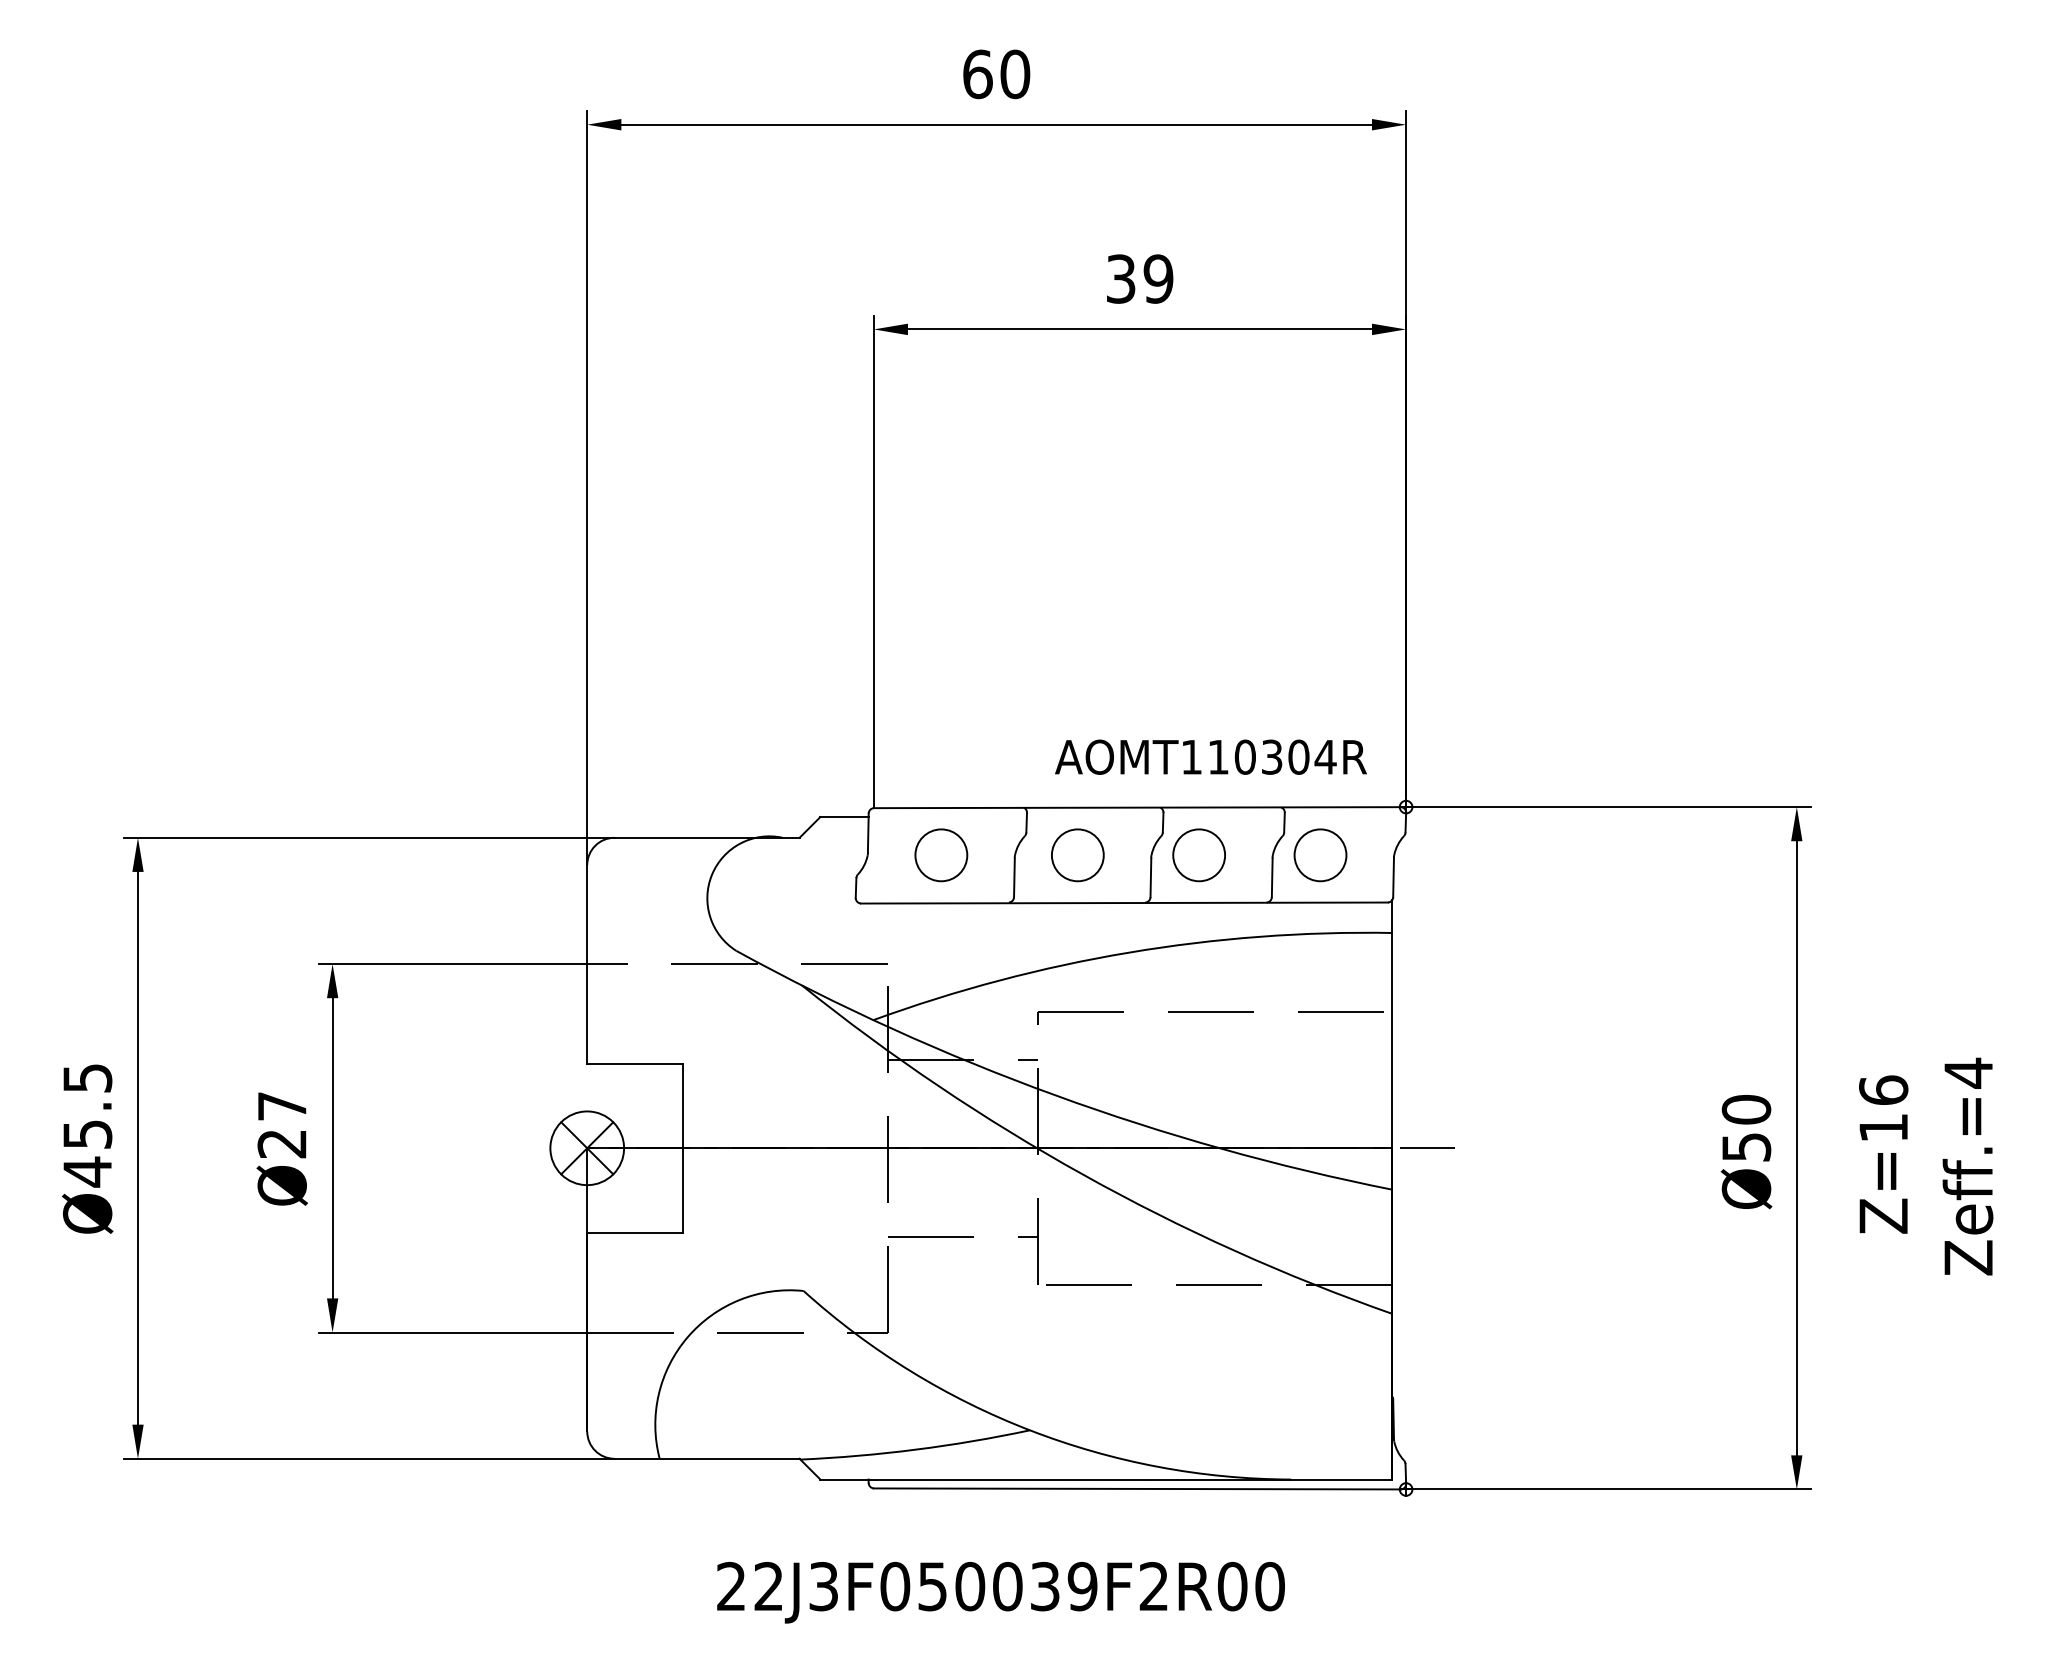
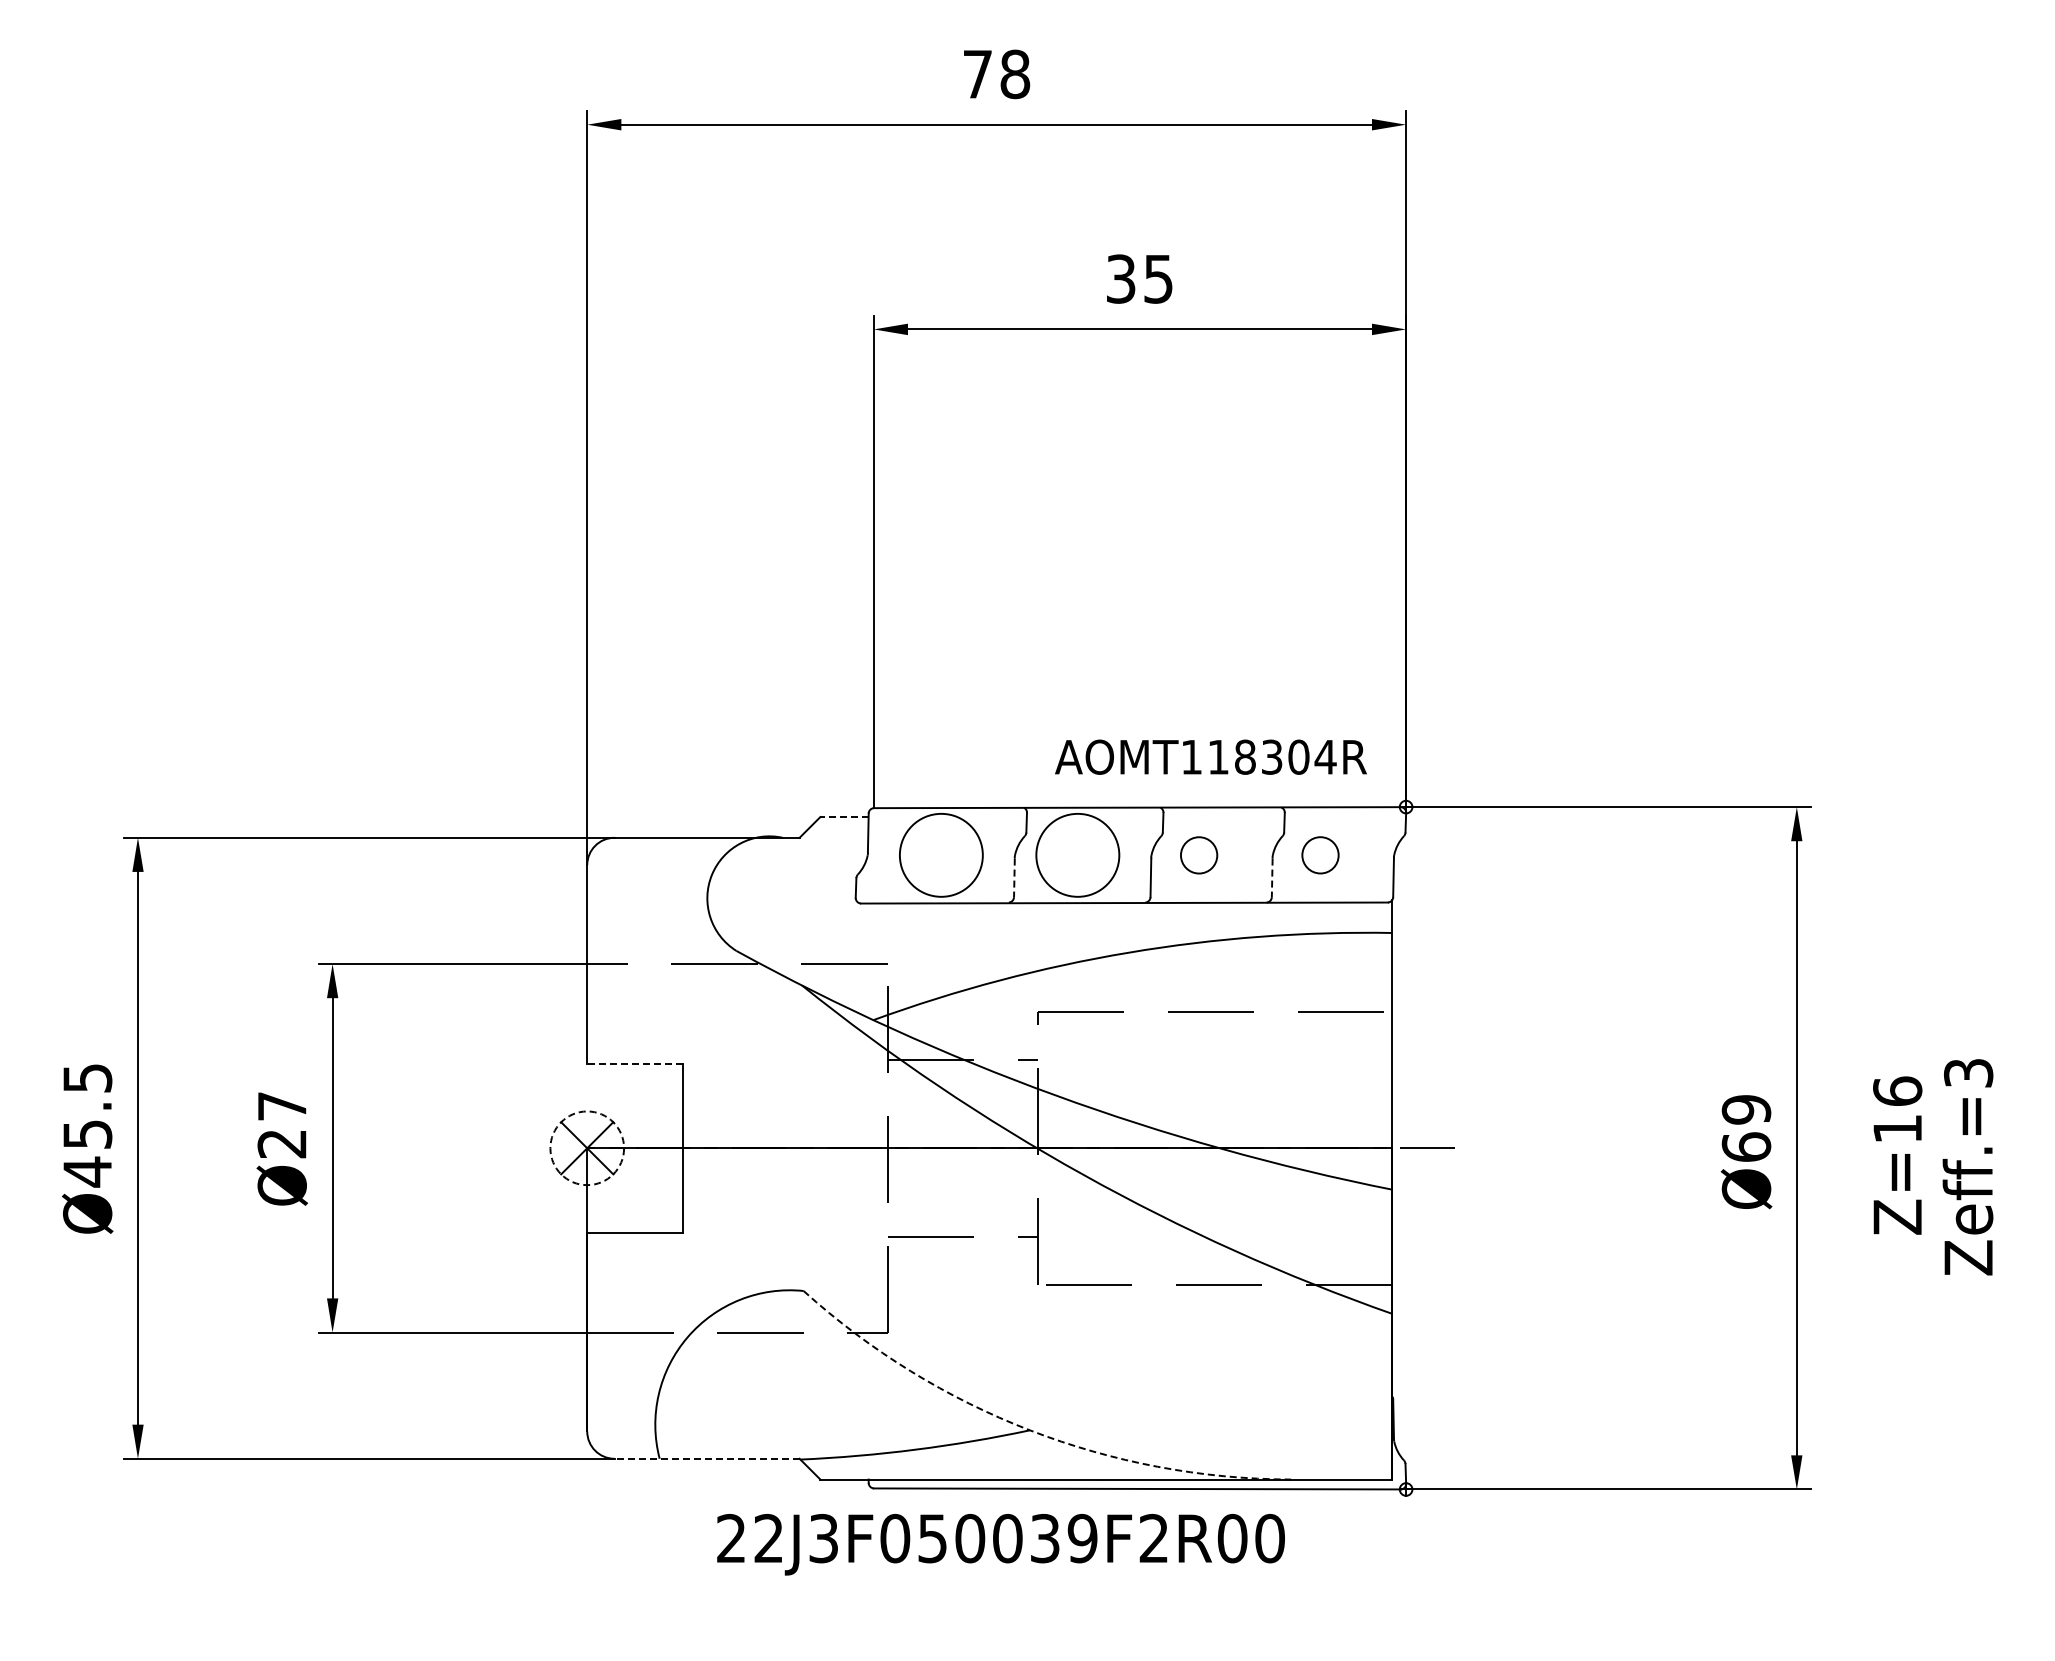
text: 60 -> 78 (996, 74)
text: 39 -> 35 (1158, 278)
text: AOMT110304R -> AOMT118304R (1244, 756)
line: solid -> dashed (844, 817)
circle diameter: 52 px -> 83 px (940, 854)
circle diameter: 52 px -> 83 px (1077, 854)
circle size: 54x55 px -> 39x39 px (1199, 855)
circle diameter: 52 px -> 36 px (1320, 855)
line: solid -> dashed (1014, 878)
line: solid -> dashed (1272, 878)
line: solid -> dashed (635, 1063)
text: Zeff.=4 -> Zeff.=3 (1968, 1072)
text: Ø50 -> Ø69 (1746, 1128)
circle: solid -> dashed (587, 1148)
text position: (1883, 1154) -> (1897, 1155) (1897, 1155)
arc: solid -> dashed (1029, 1430)
line: solid -> dashed (707, 1458)
text position: (1000, 1592) -> (1000, 1544) (1000, 1544)
